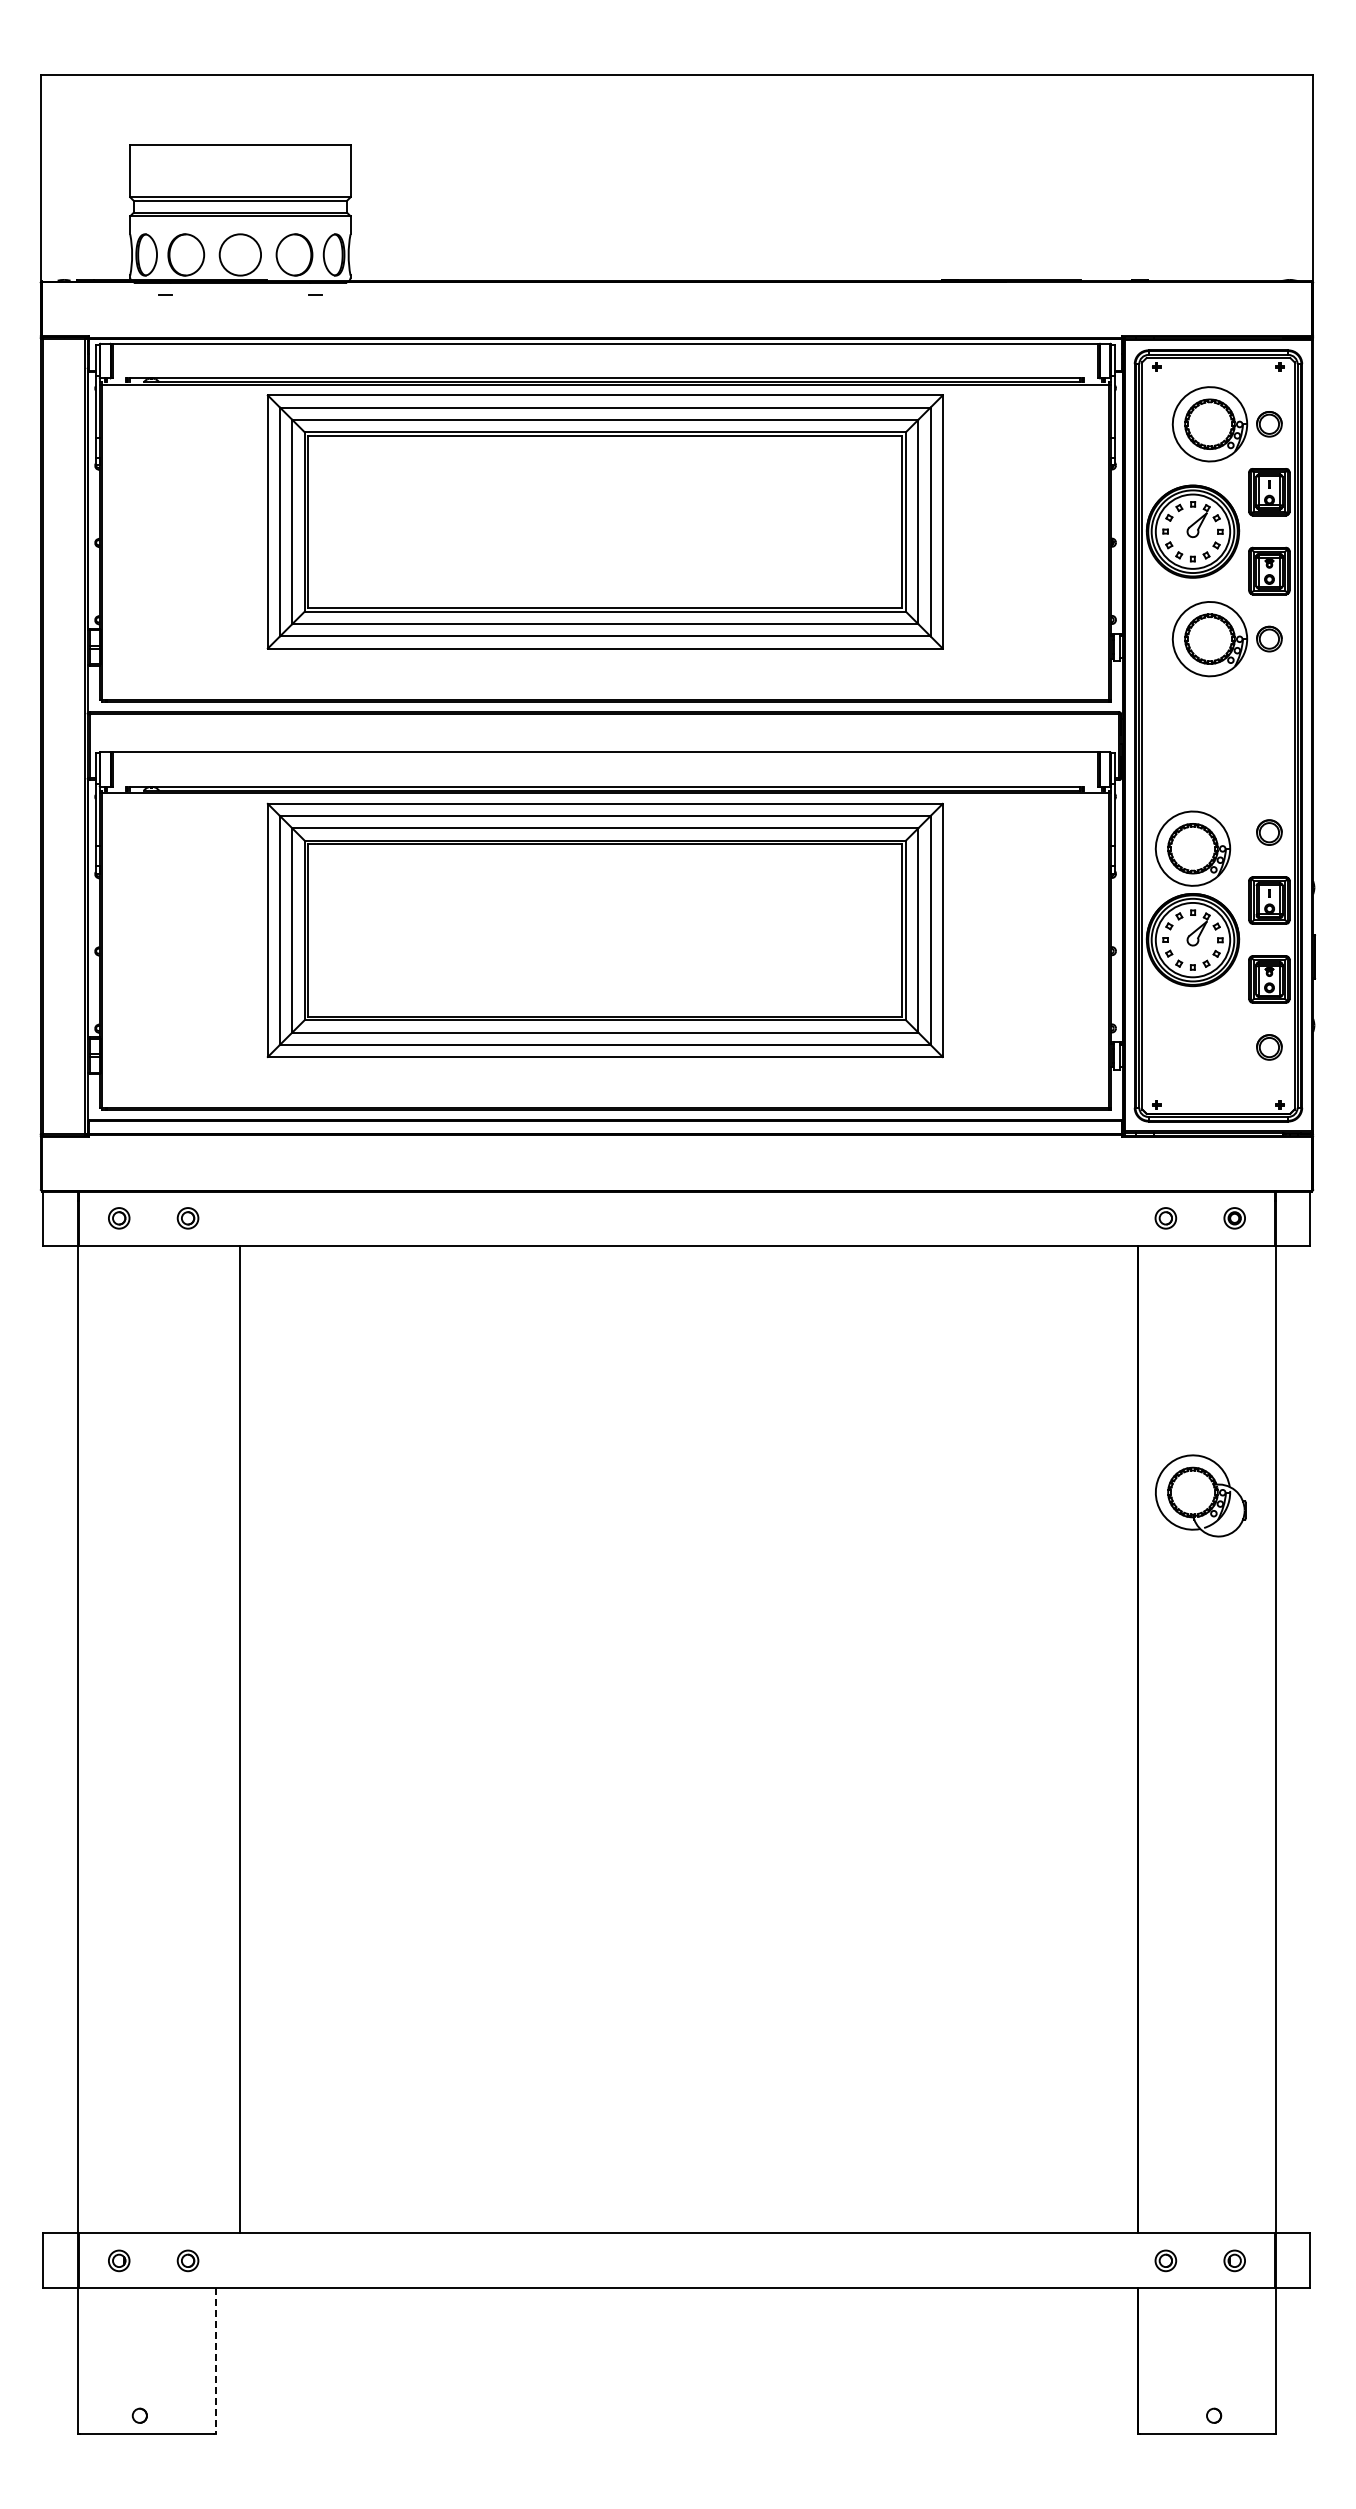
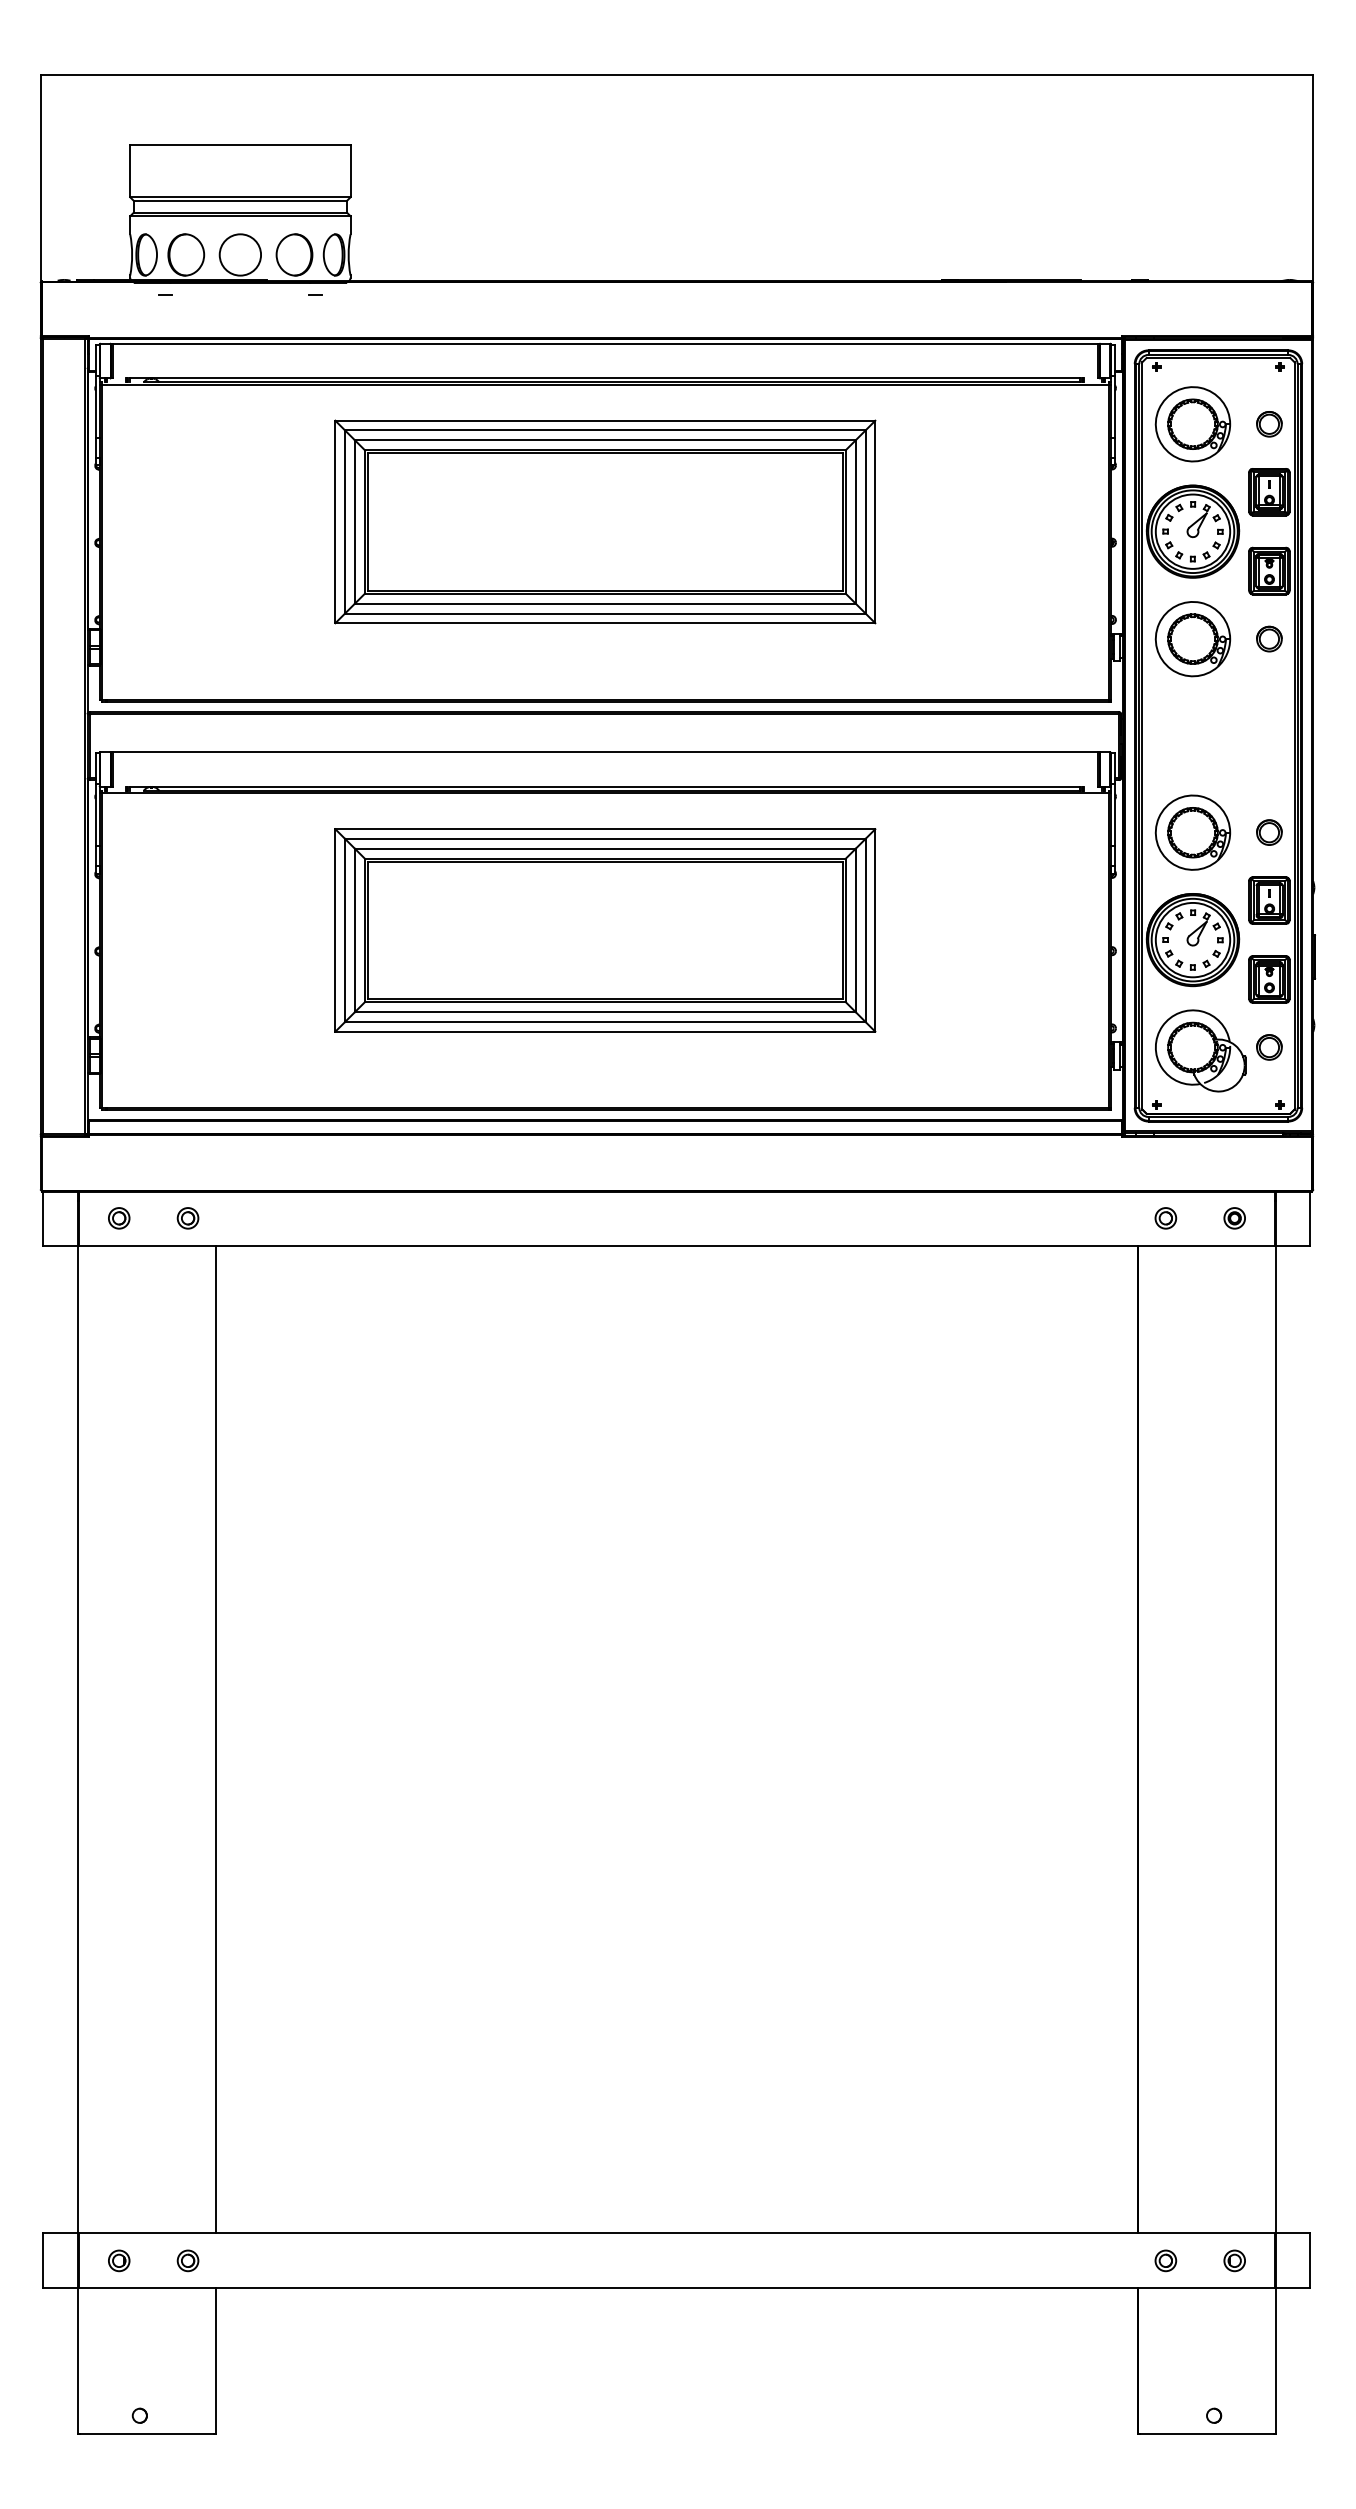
part position: (1209, 424) -> (1192, 424) (1192, 424)
part size: 678x256 px -> 543x206 px (605, 521)
part position: (1209, 639) -> (1192, 639) (1192, 639)
part position: (1192, 848) -> (1192, 832) (1192, 832)
part size: 678x257 px -> 543x205 px (605, 930)
part position: (1200, 1495) -> (1200, 1050) (1200, 1050)
line position: (239, 1739) -> (215, 1739) (215, 1739)
line: dashed -> solid (215, 2361)
